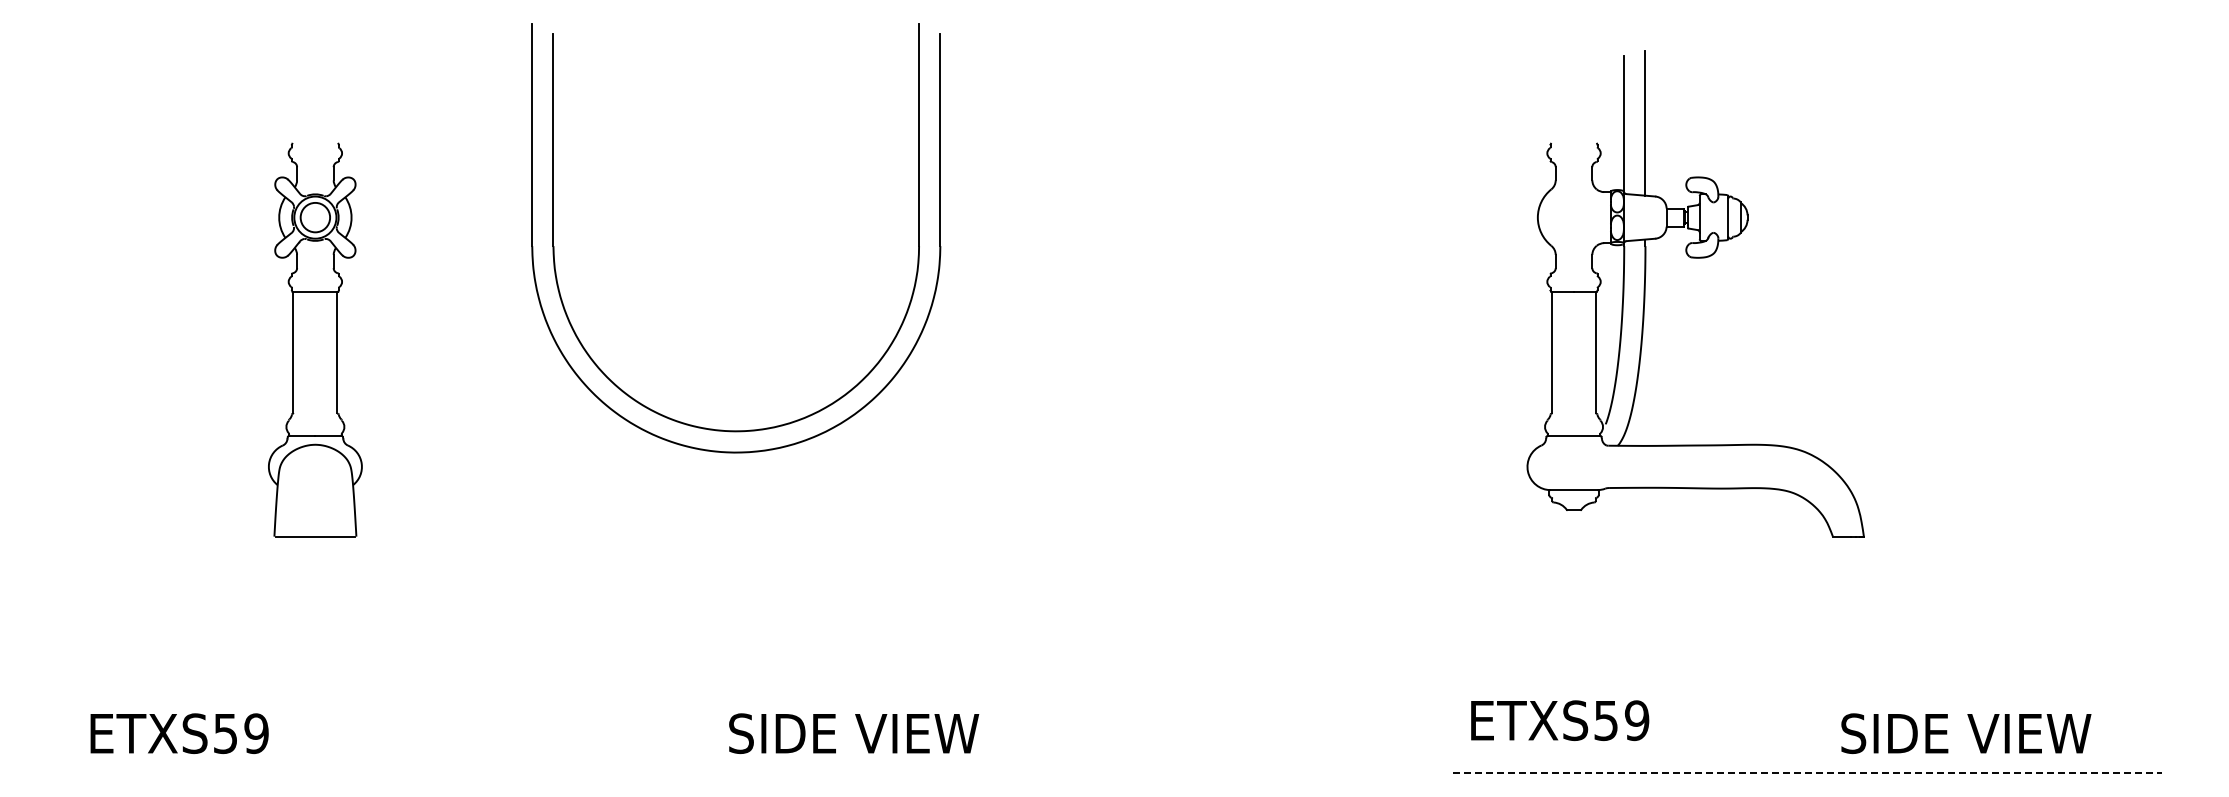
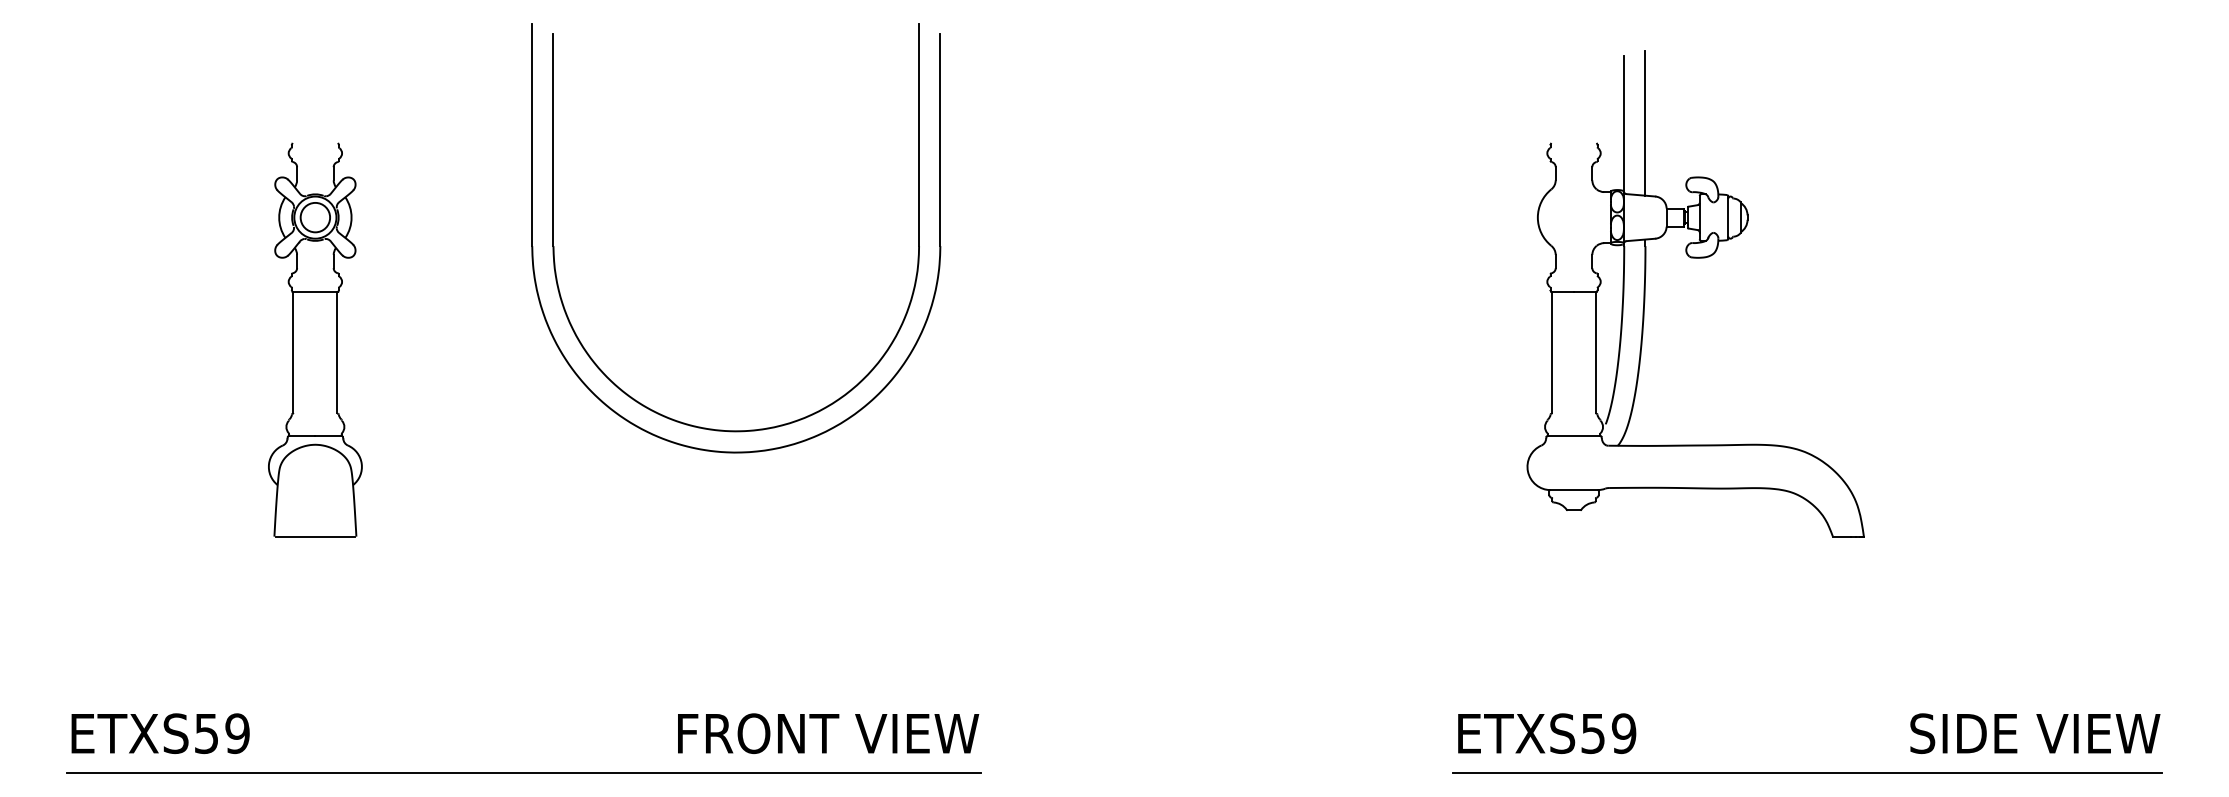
text position: (1560, 720) -> (1547, 733) (1547, 733)
text position: (179, 733) -> (160, 733) (160, 733)
text: SIDE VIEW -> FRONT VIEW (758, 733)
text position: (1966, 733) -> (2035, 733) (2035, 733)
line: none -> present (523, 772)
line: dashed -> solid (1808, 772)
